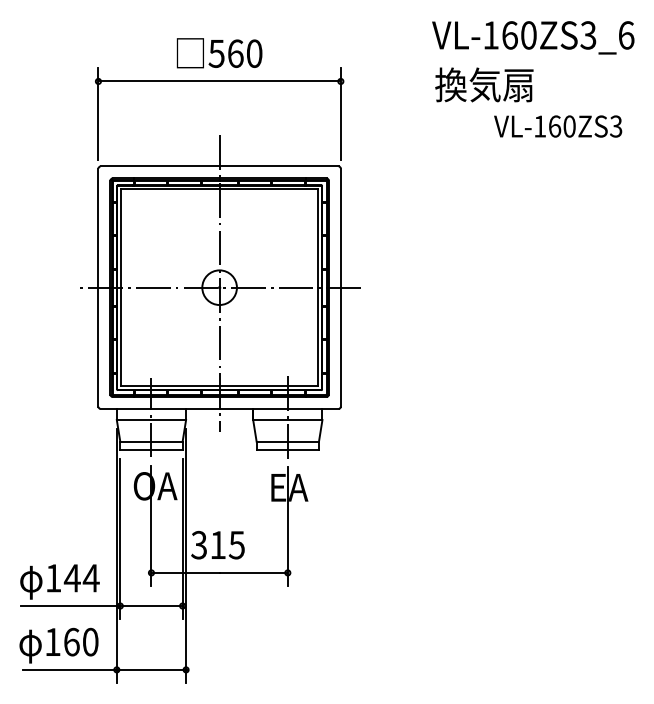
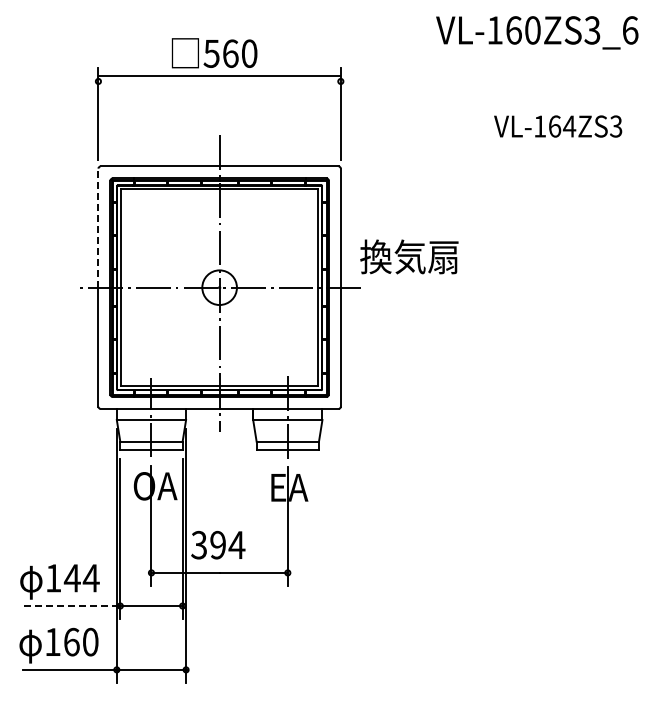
text position: (533, 37) -> (537, 32) (537, 32)
text position: (219, 53) -> (214, 53) (214, 53)
line position: (219, 81) -> (219, 76) (219, 76)
text position: (484, 84) -> (409, 256) (409, 256)
text: VL-160ZS3 -> VL-164ZS3 (569, 126)
line: solid -> dashed (98, 228)
text: 315 -> 394 (227, 544)
line: solid -> dashed (69, 606)
